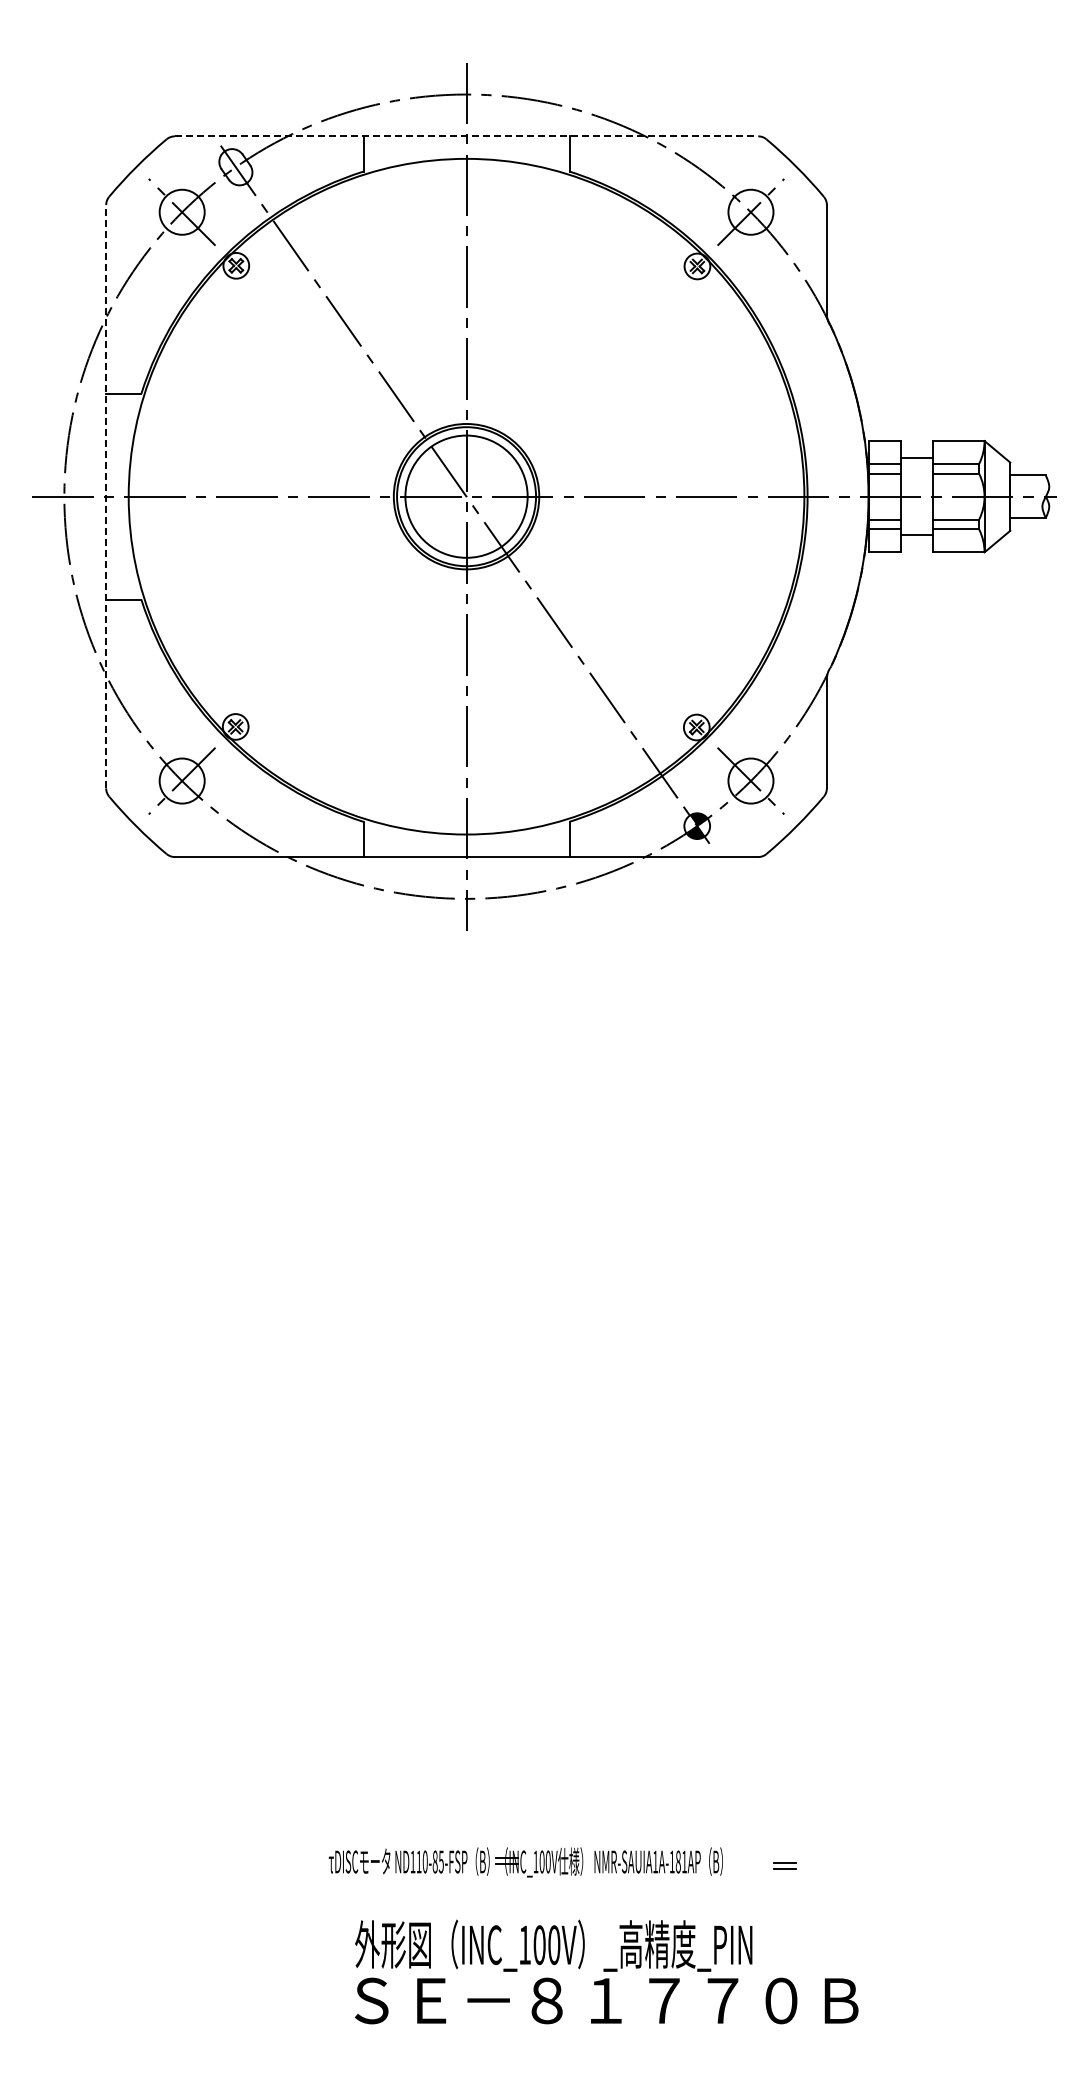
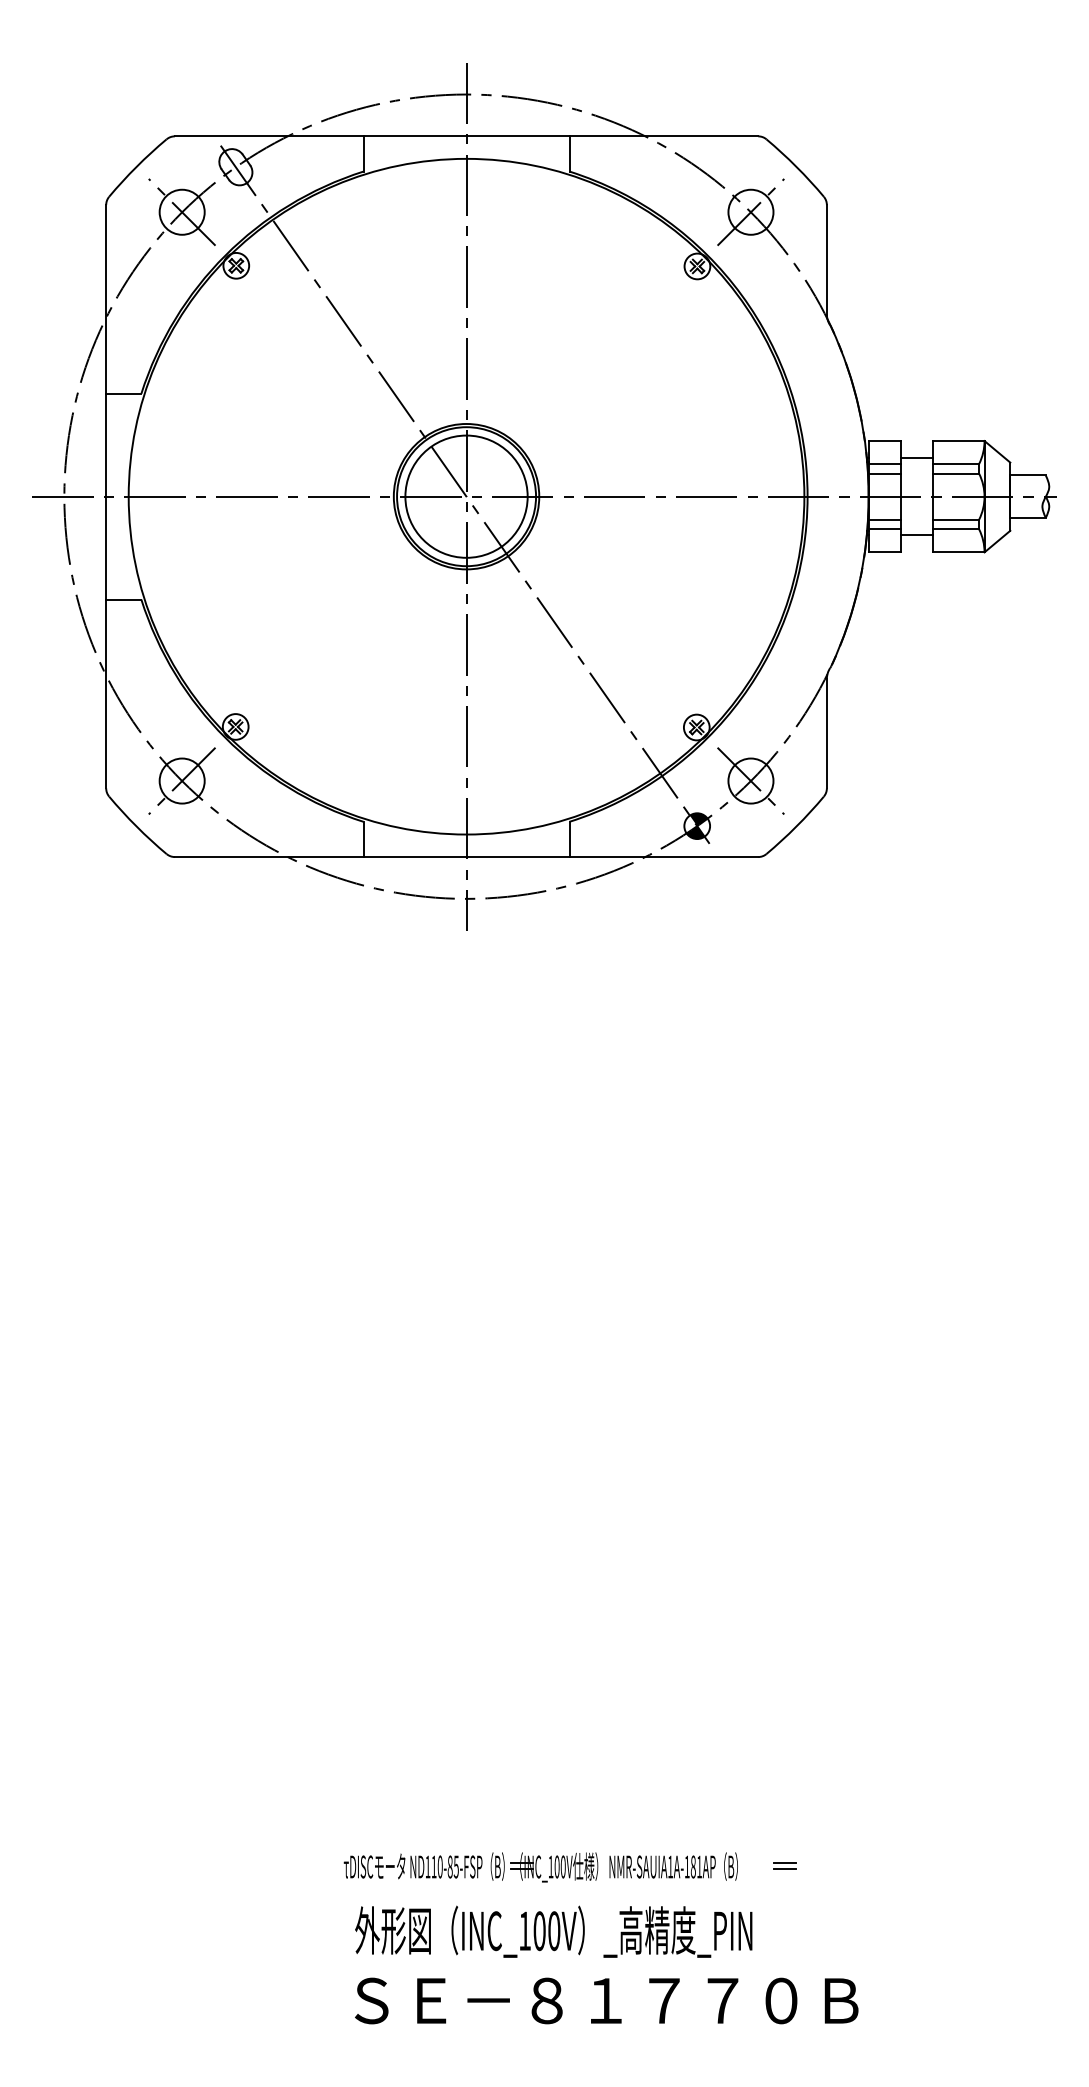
line: dashed -> solid (466, 136)
line: dashed -> solid (106, 496)
part position: (525, 1862) -> (540, 1867) (540, 1867)
text position: (553, 1945) -> (553, 1931) (553, 1931)
